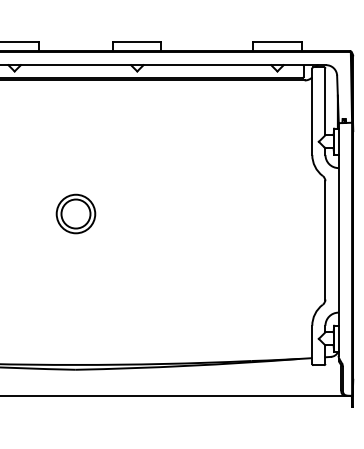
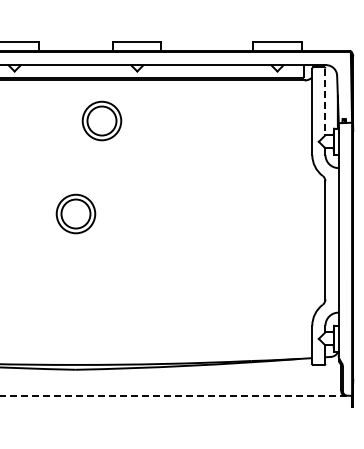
line: solid -> dashed (325, 102)
part: none -> present (101, 120)
line: solid -> dashed (175, 395)
